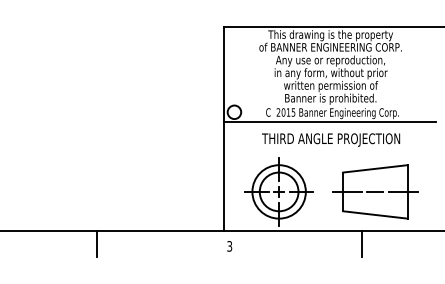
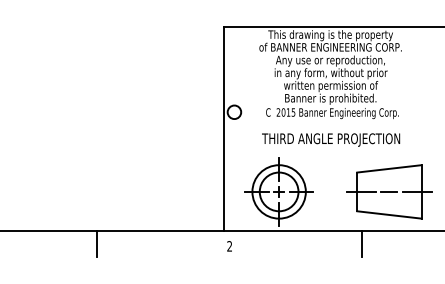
line: present -> none (329, 122)
part position: (375, 191) -> (389, 191) (389, 191)
text: 3 -> 2 (229, 246)
